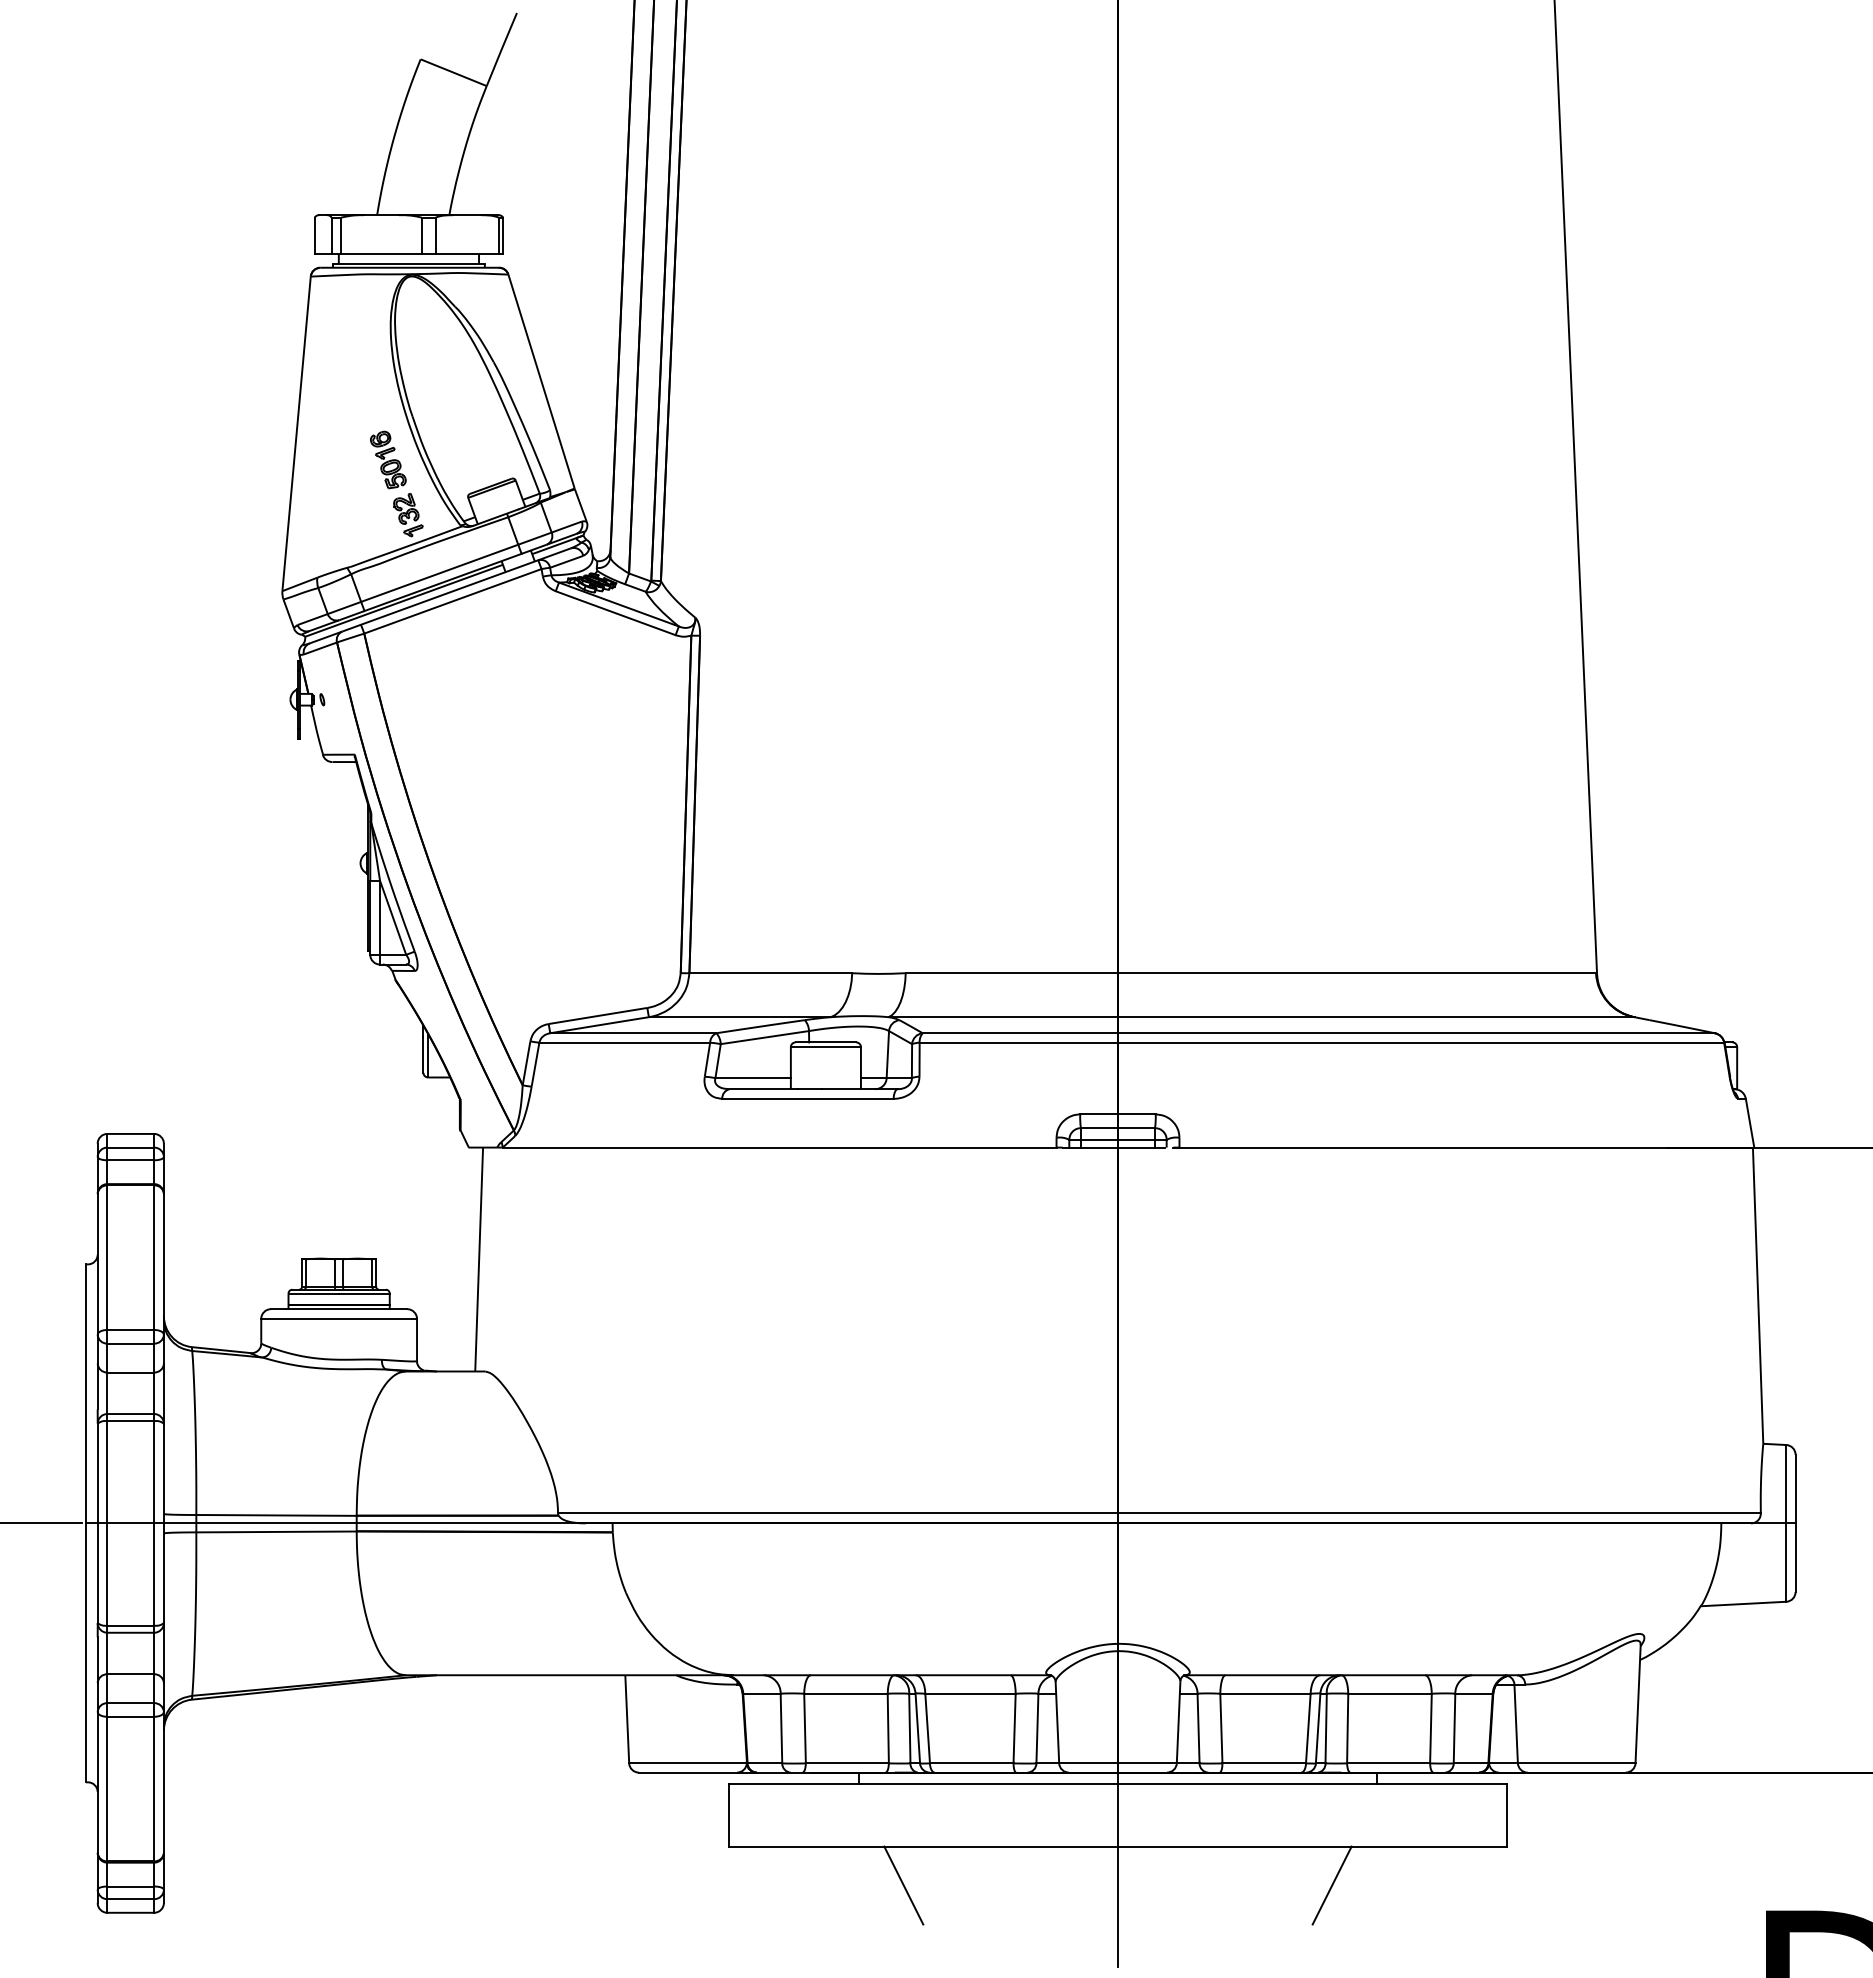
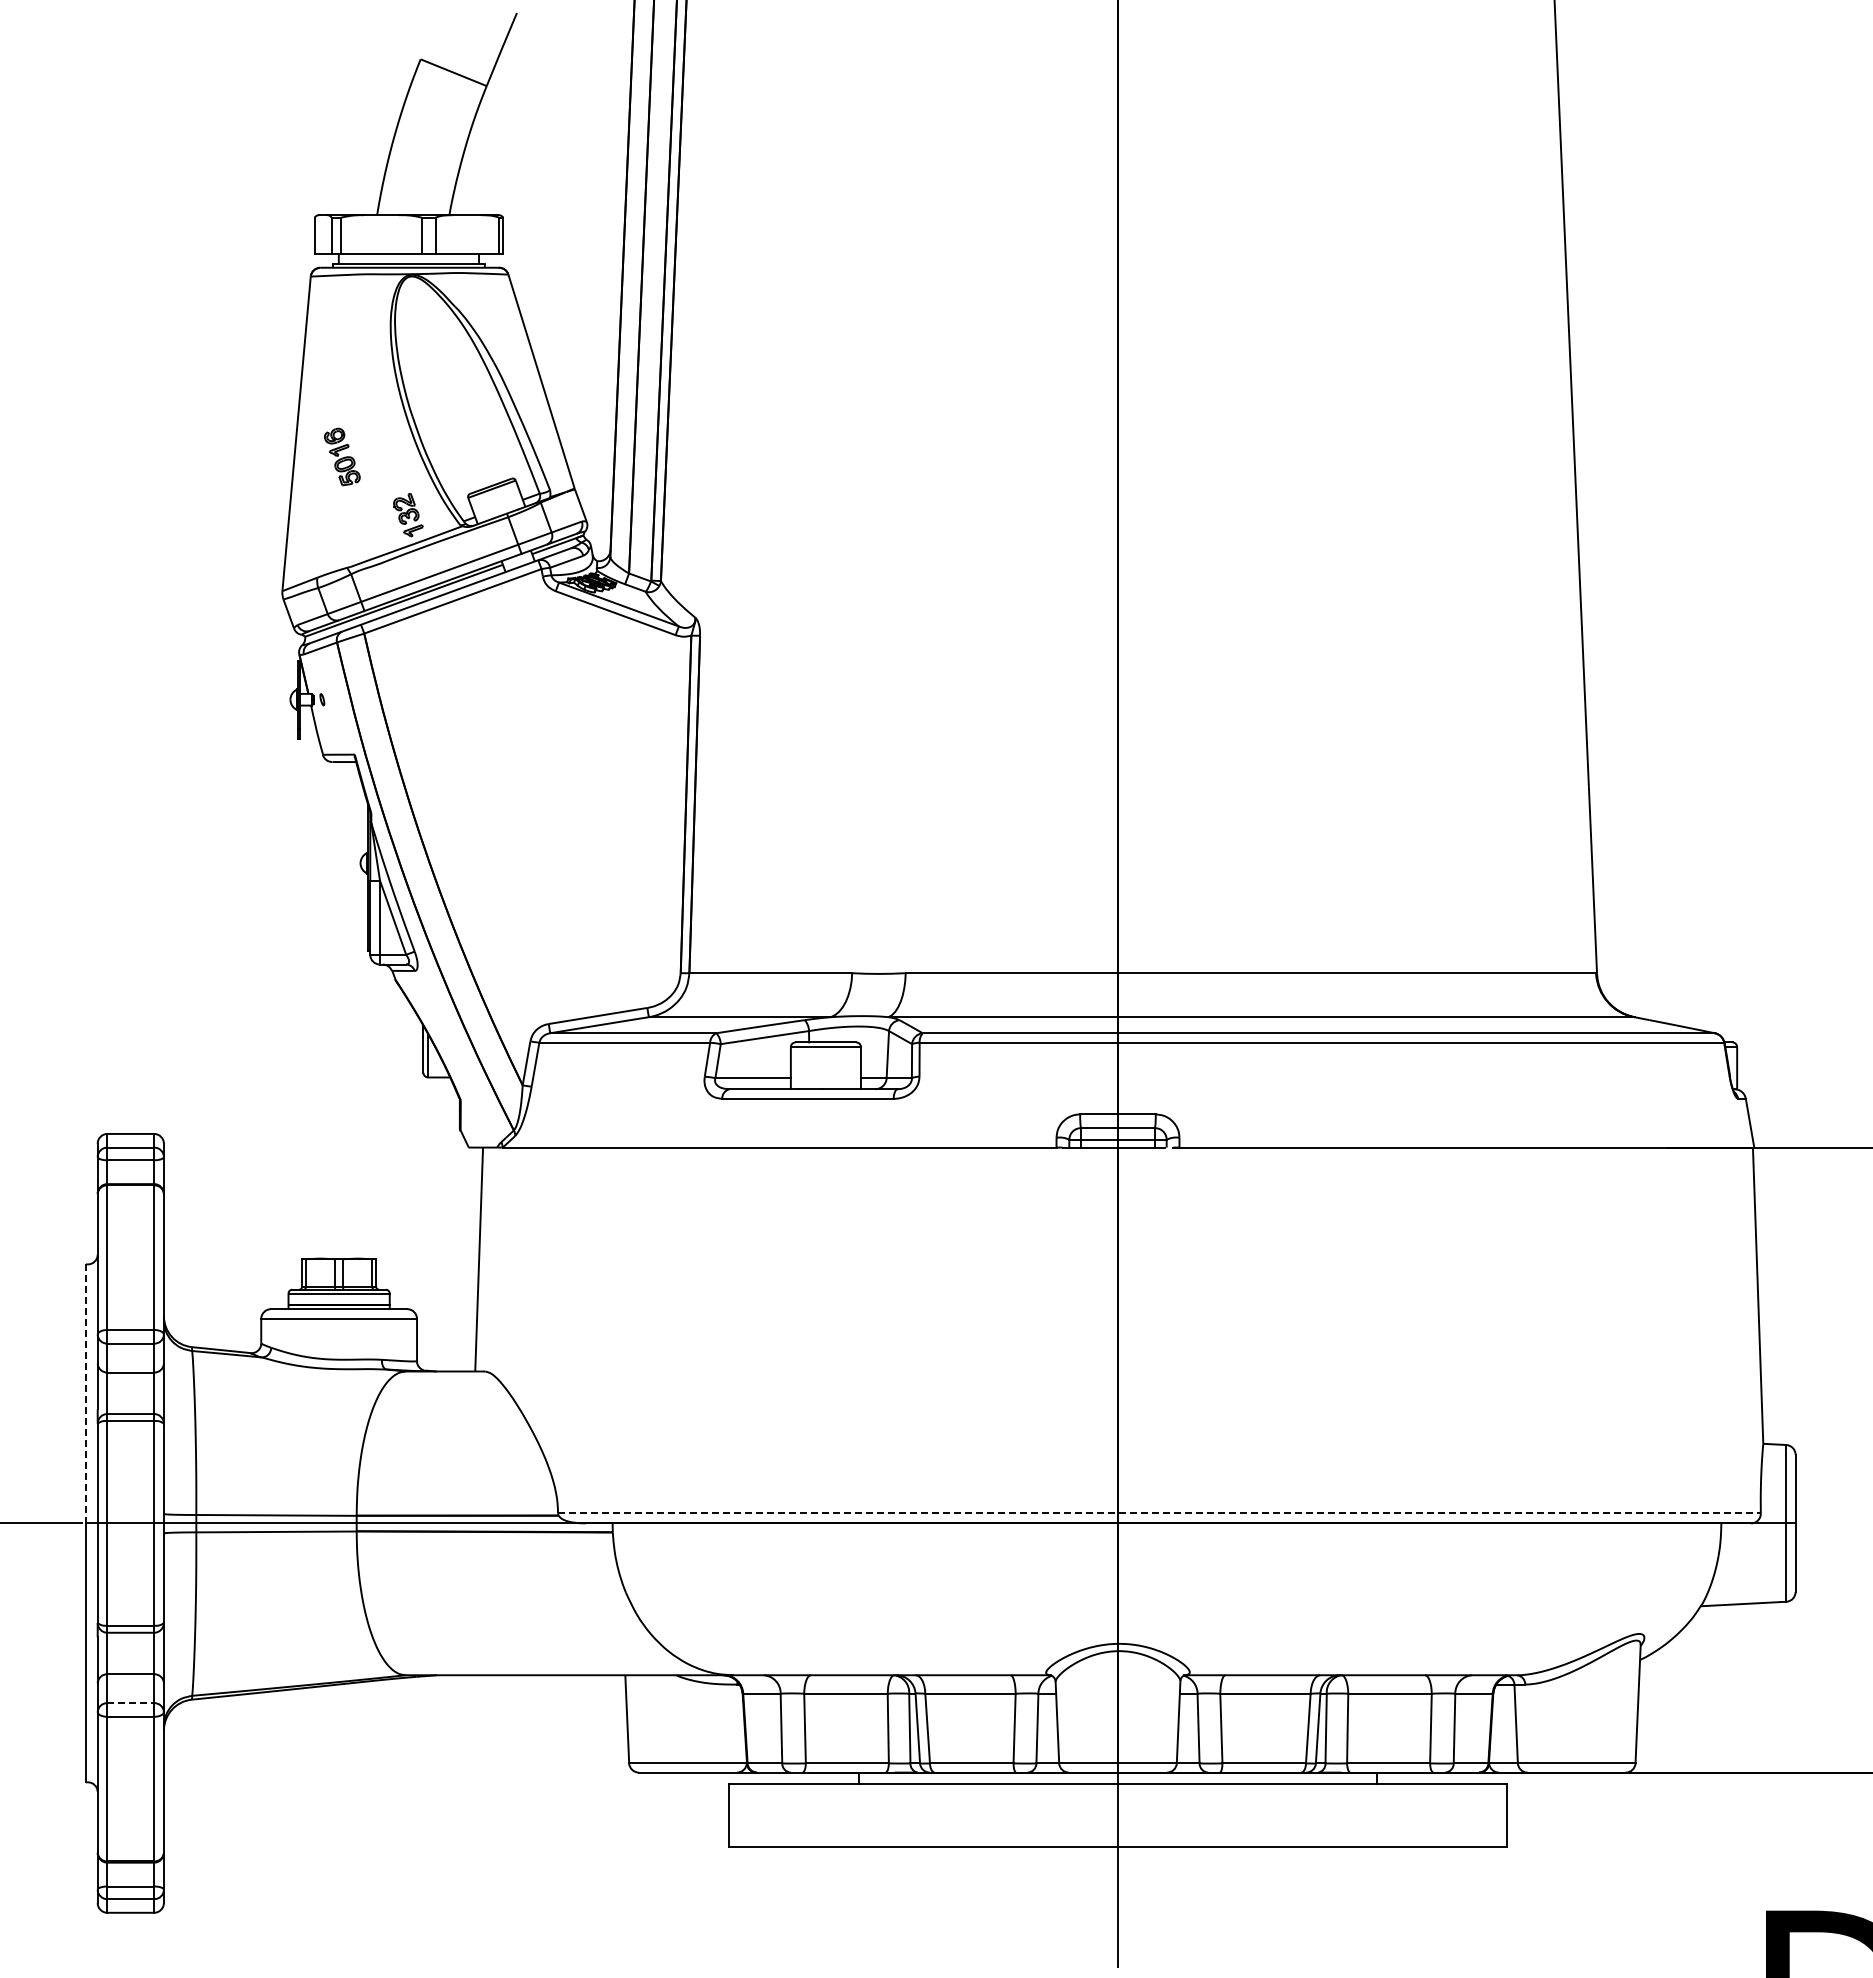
part position: (388, 459) -> (342, 456) (342, 456)
line: solid -> dashed (86, 1394)
line: solid -> dashed (1159, 1513)
line: solid -> dashed (131, 1703)
line: present -> none (903, 1885)
line: present -> none (1331, 1885)
